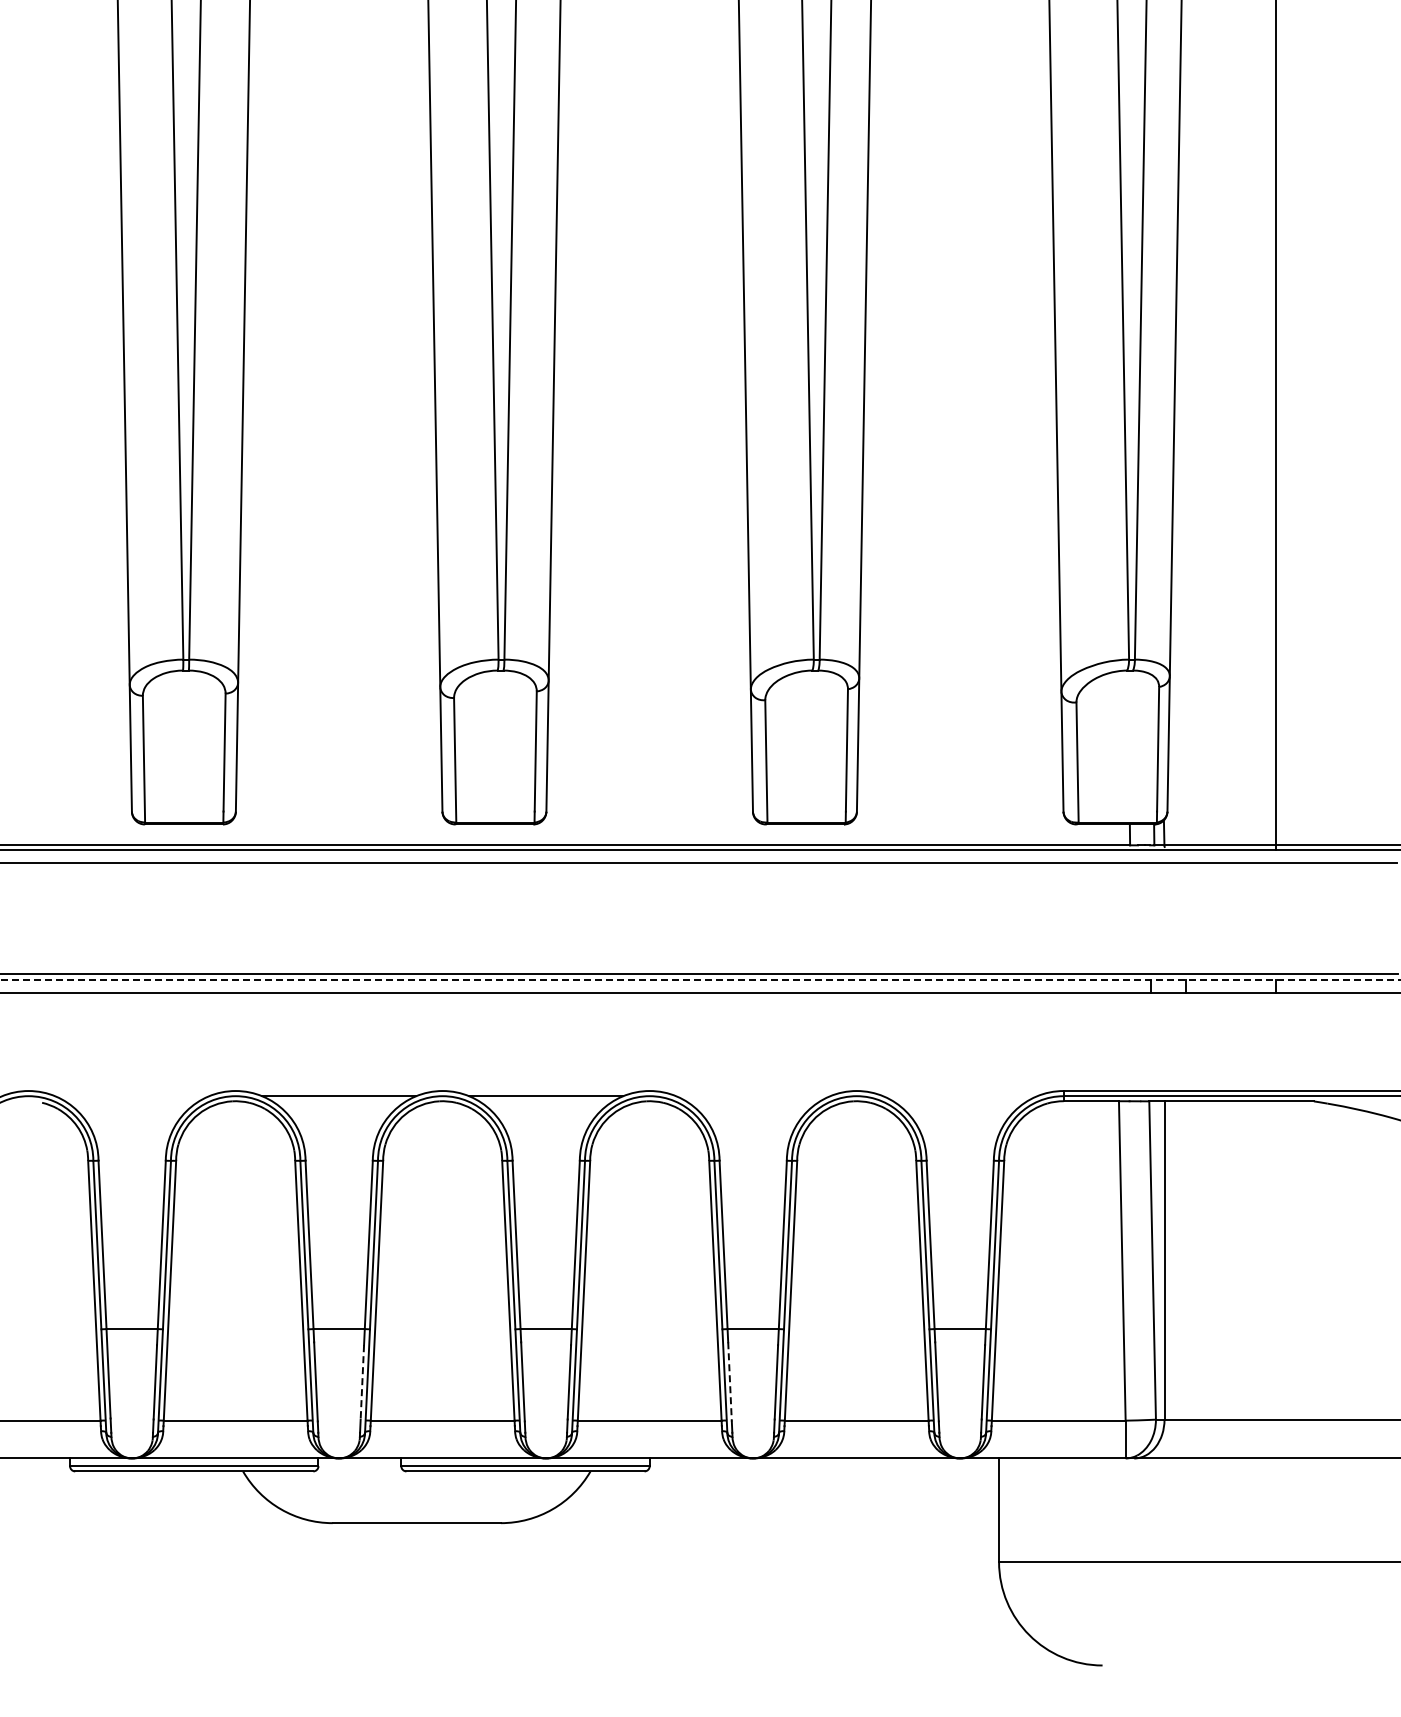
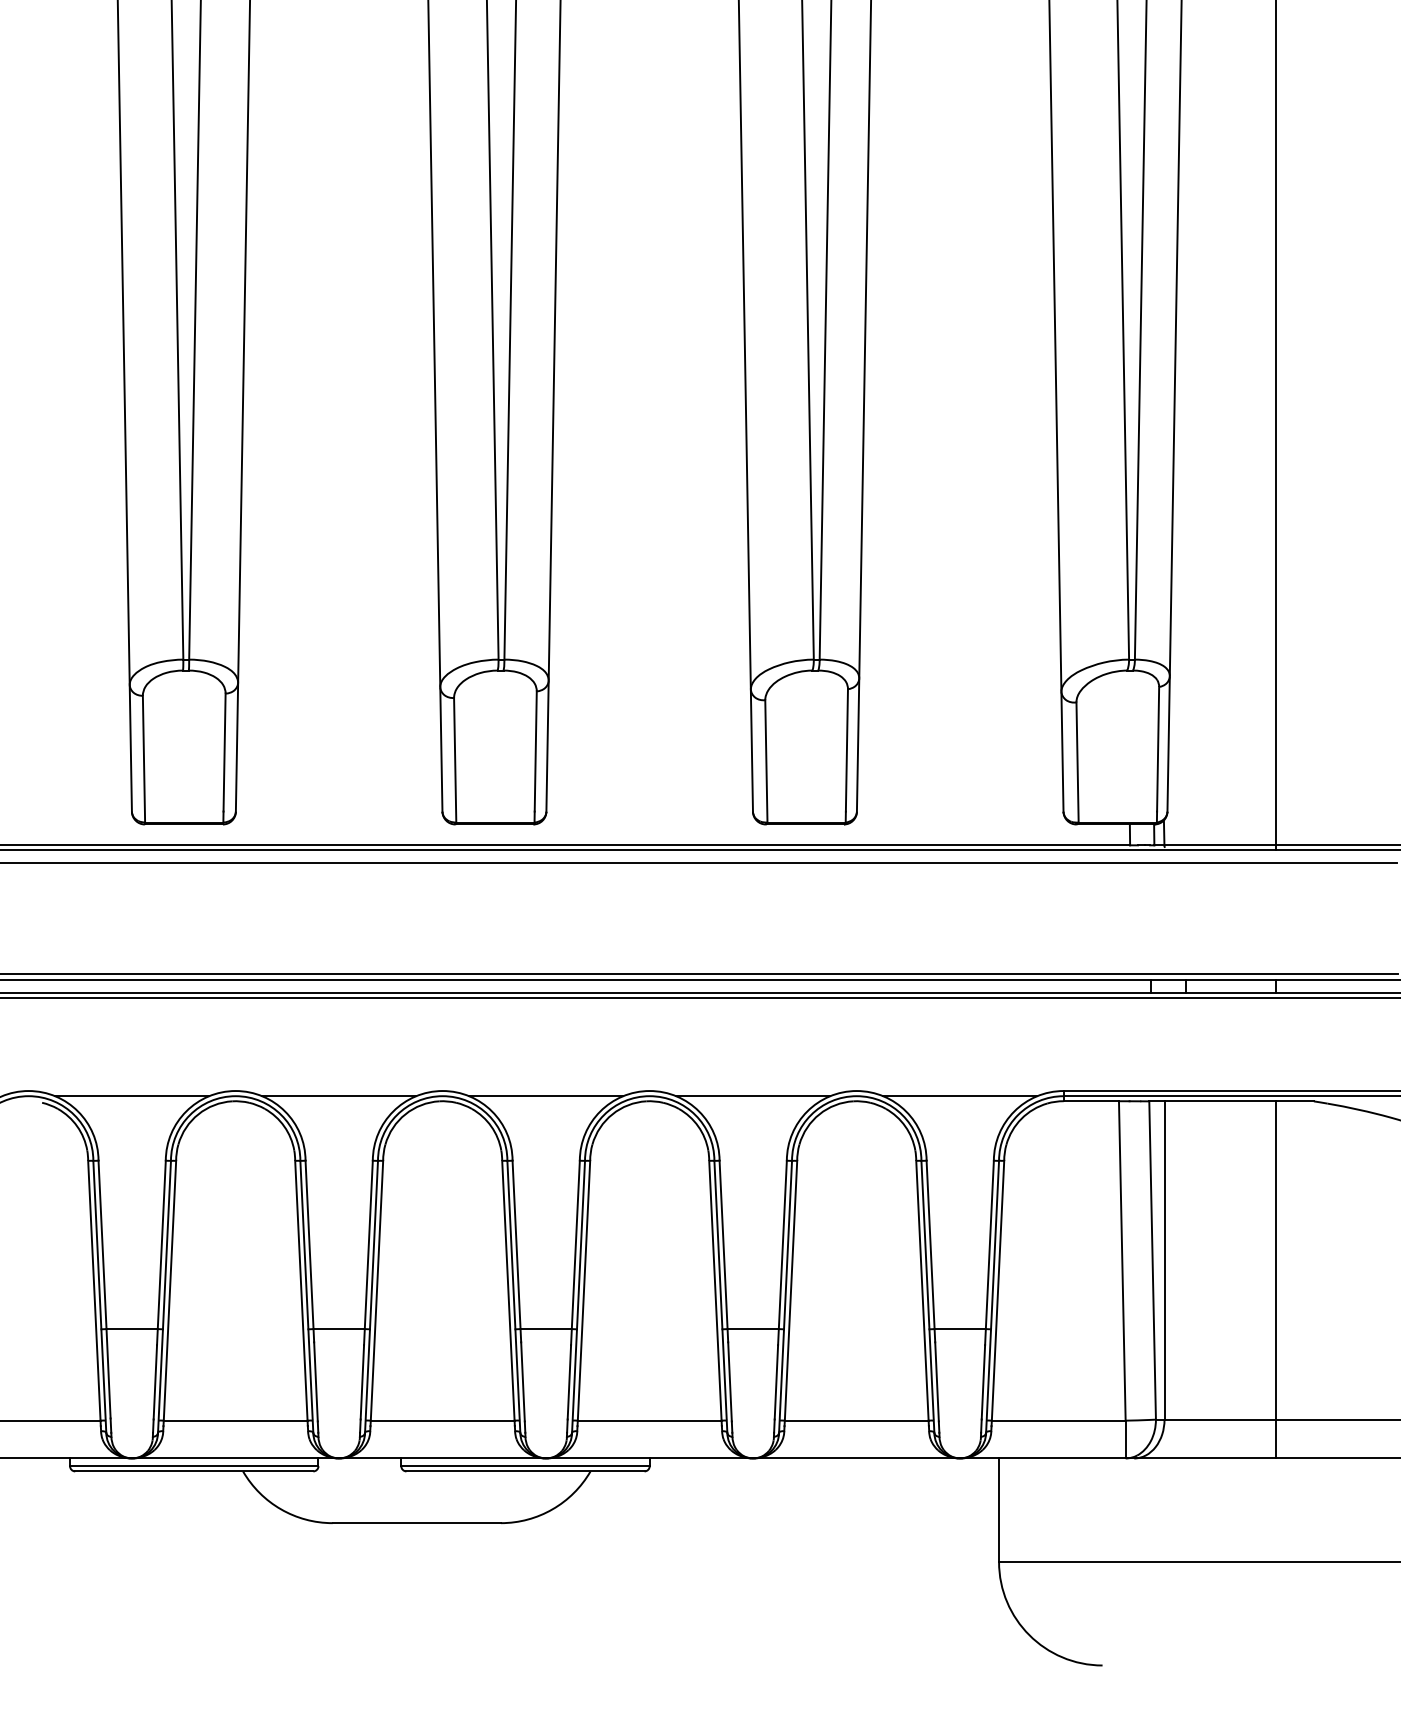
line: dashed -> solid (700, 979)
line: none -> present (699, 997)
line: none -> present (132, 1096)
line: none -> present (753, 1096)
line: none -> present (960, 1096)
line: none -> present (1275, 1279)
line: dashed -> solid (730, 1381)
line: dashed -> solid (362, 1382)
